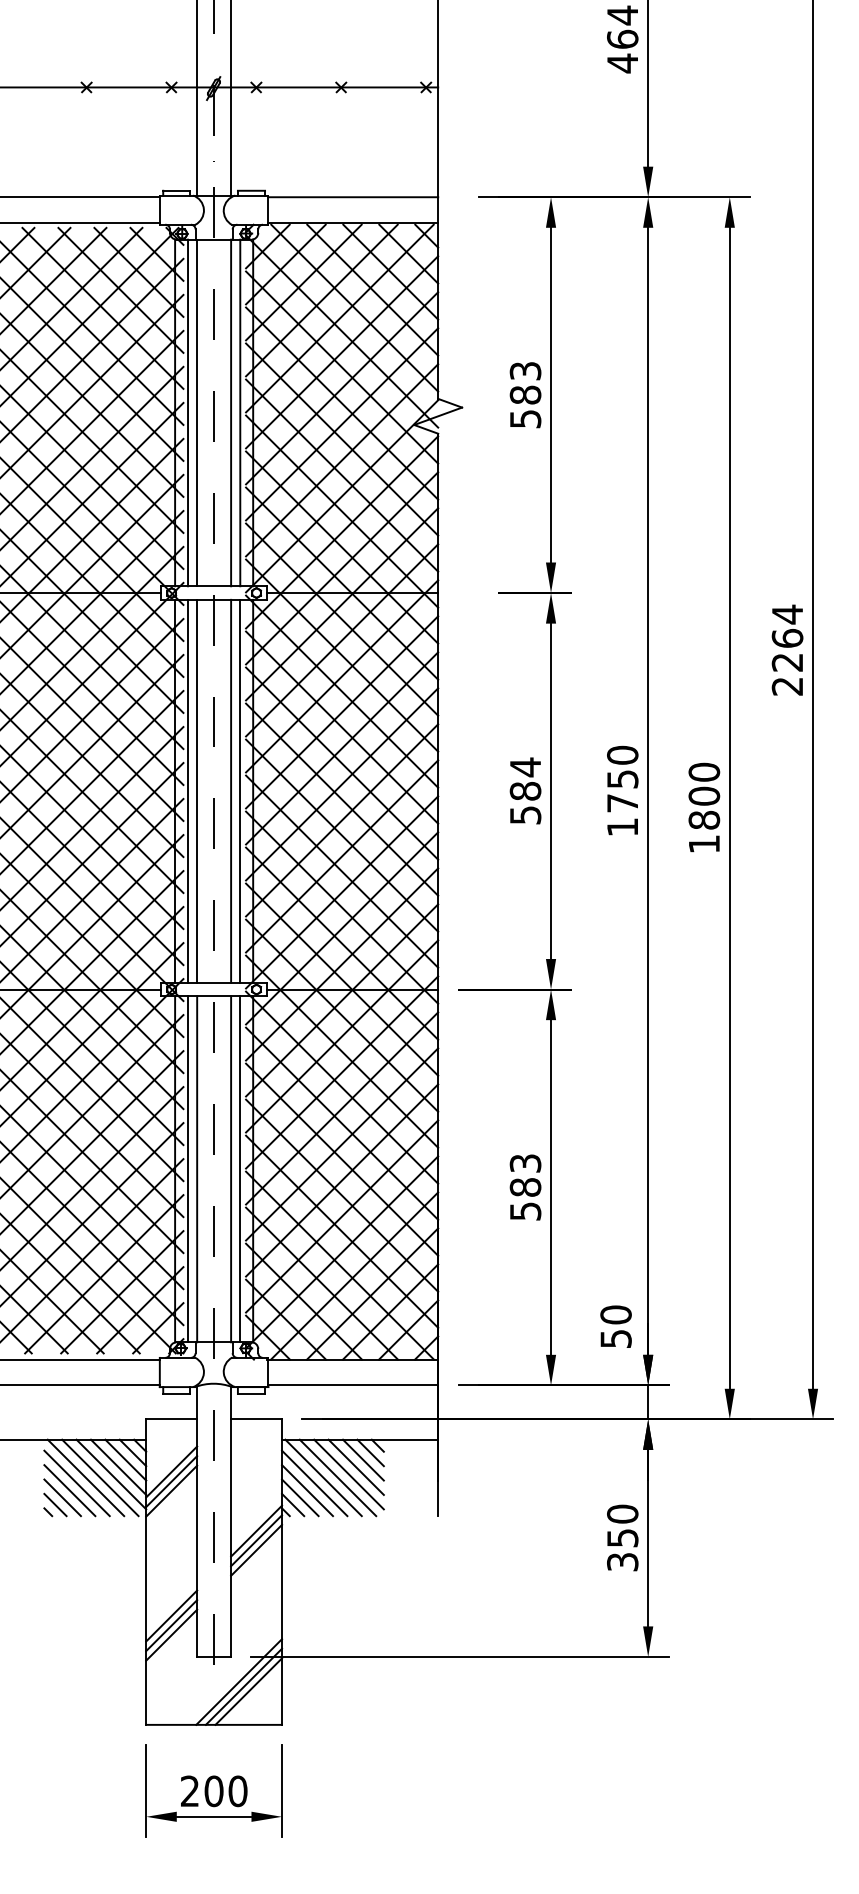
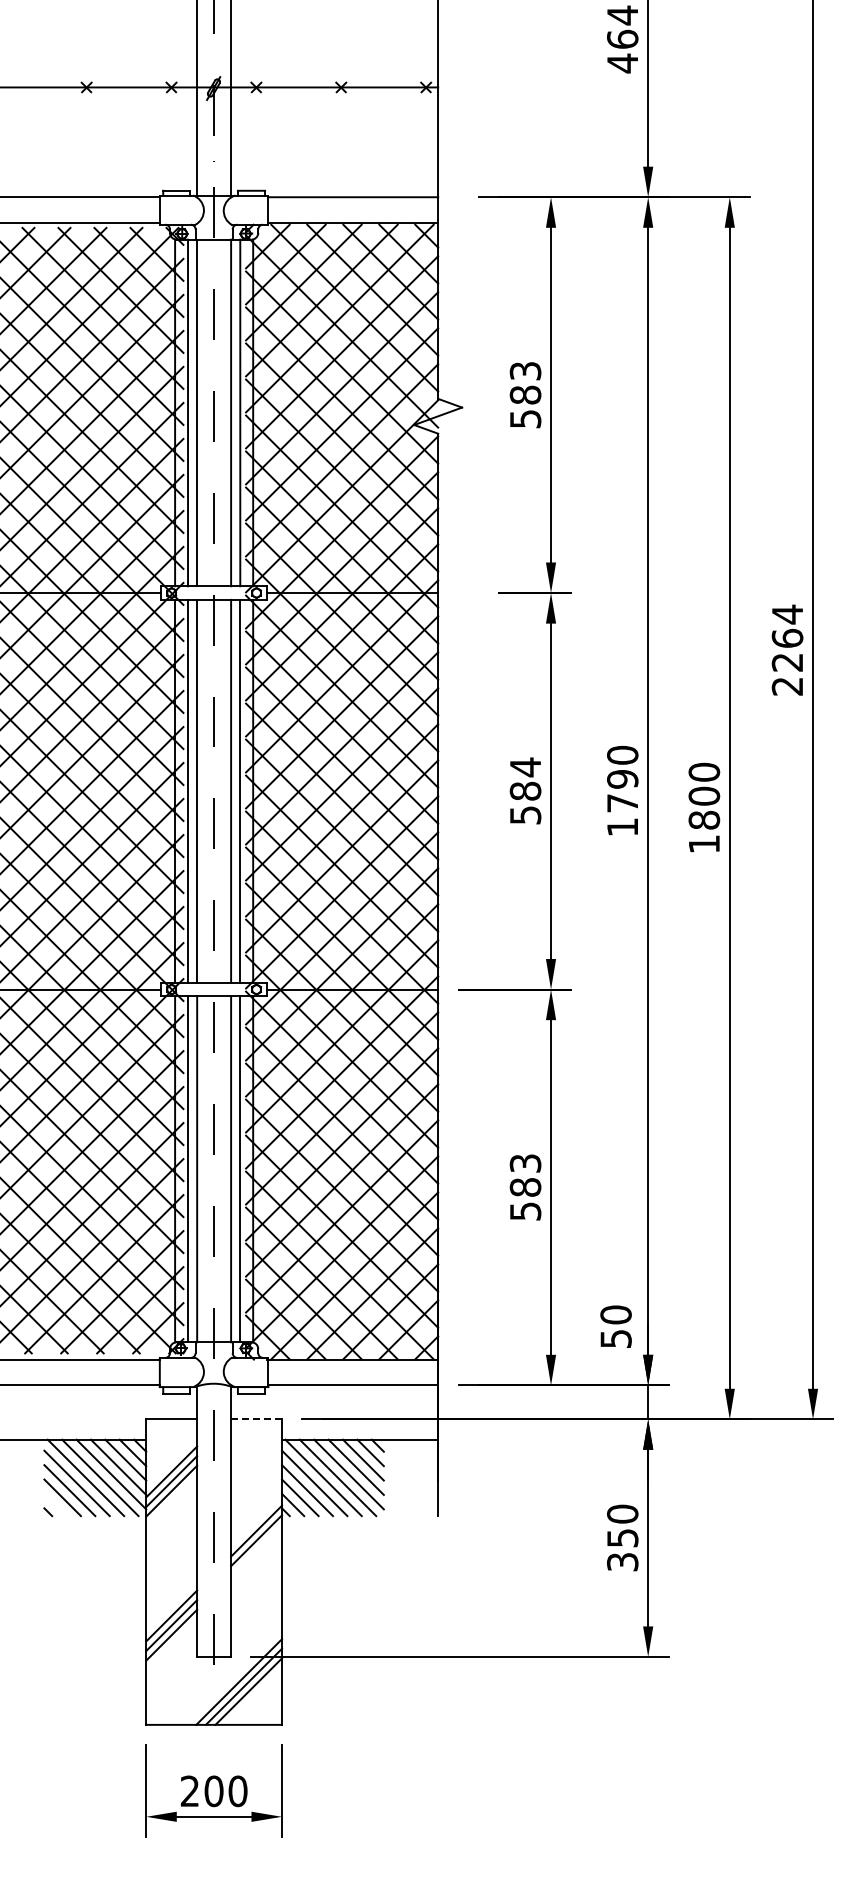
text: 1750 -> 1790 (622, 779)
line: solid -> dashed (257, 1419)
line: present -> none (55, 1504)
line: present -> none (256, 1549)
